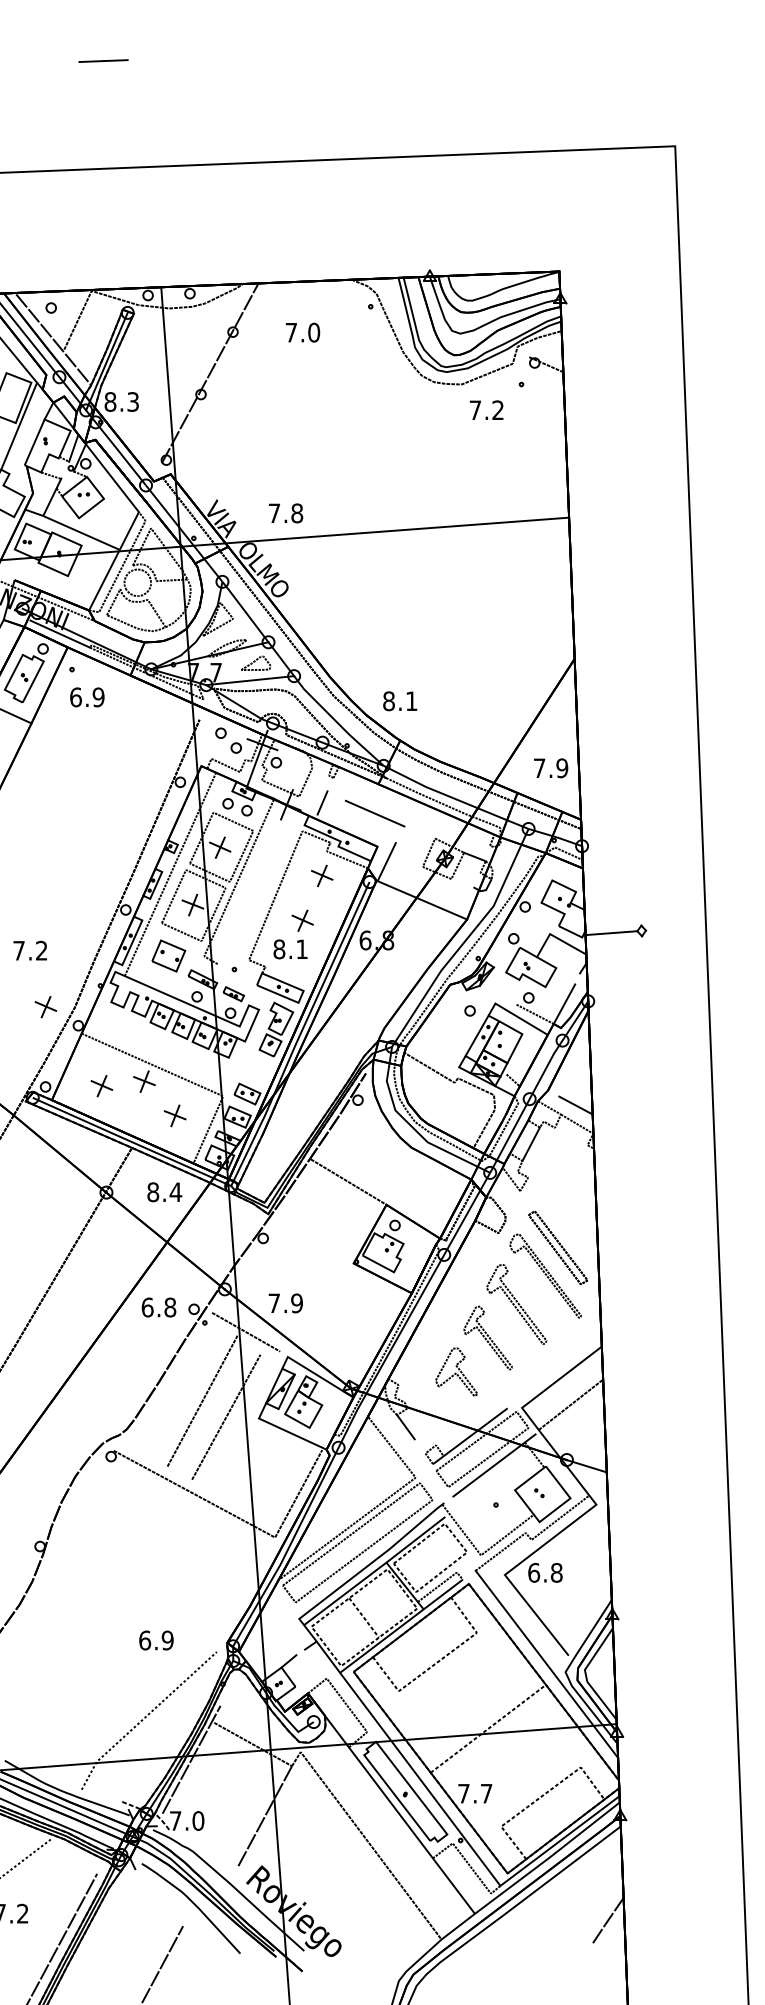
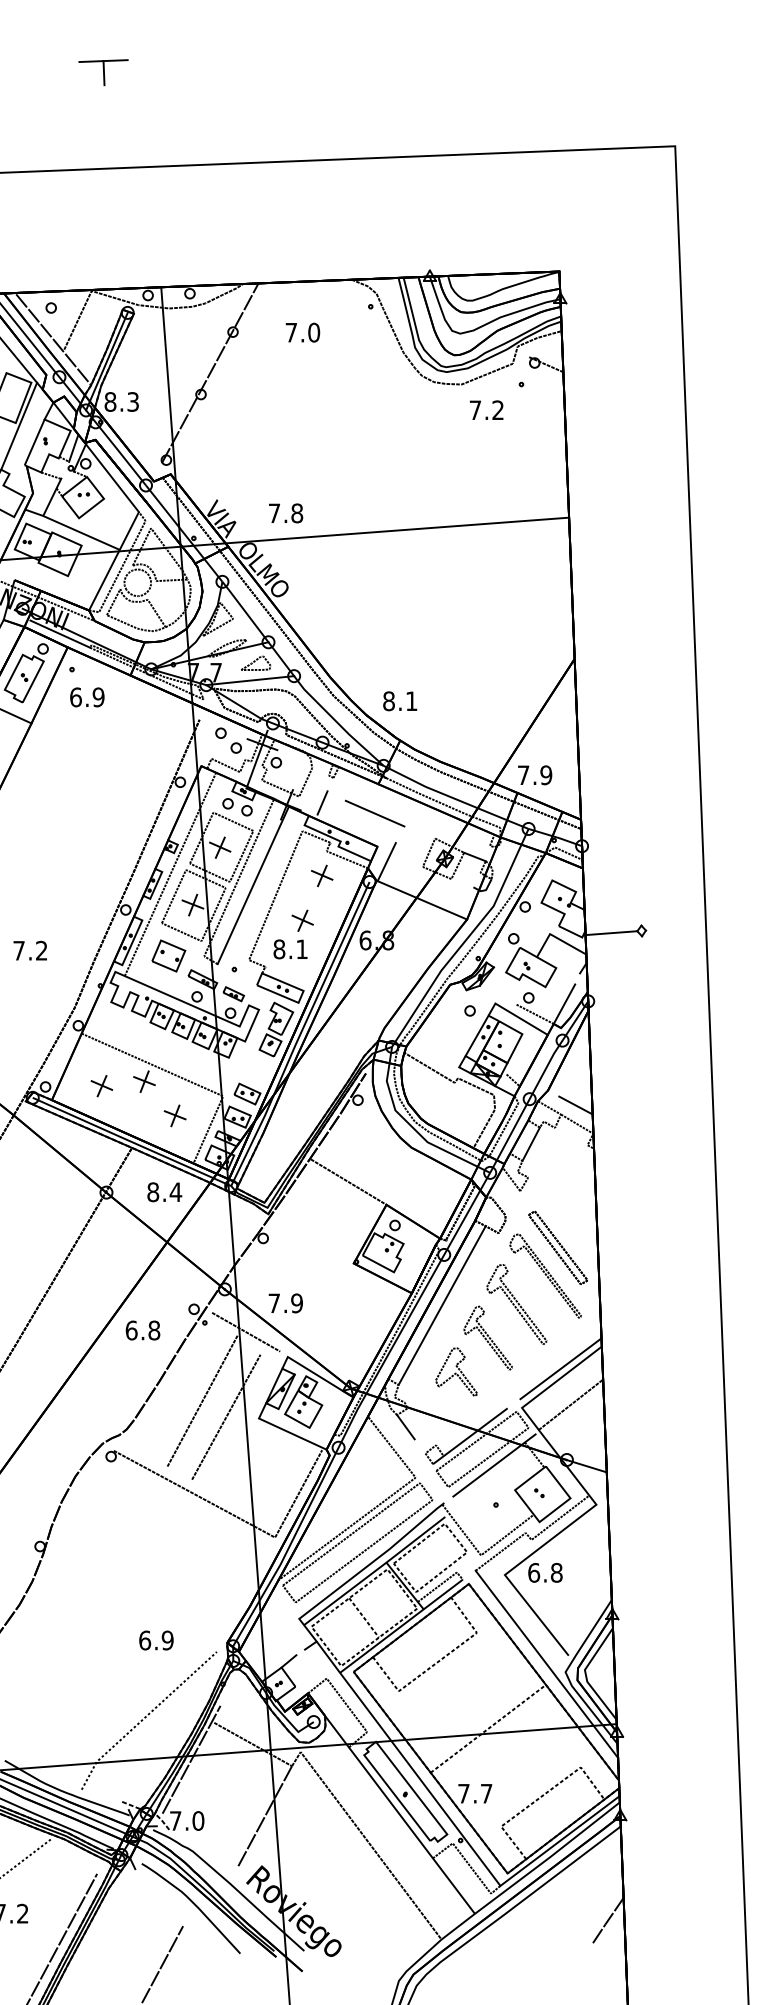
line: none -> present (103, 73)
text position: (551, 768) -> (535, 775) (535, 775)
line: none -> present (252, 885)
part: present -> none (45, 1007)
line: none -> present (441, 1305)
text position: (158, 1307) -> (142, 1330) (142, 1330)
line: none -> present (560, 1368)
